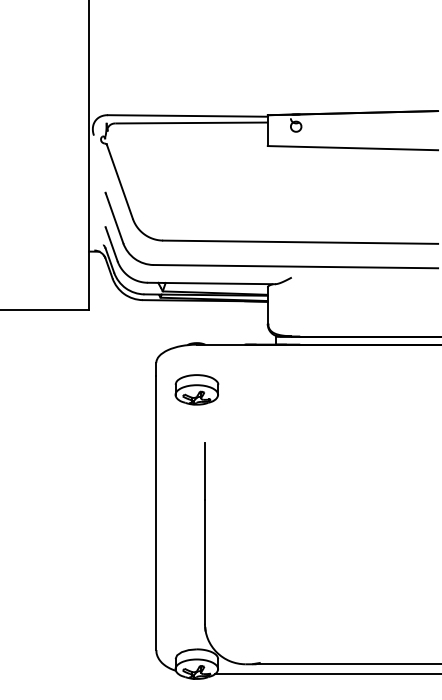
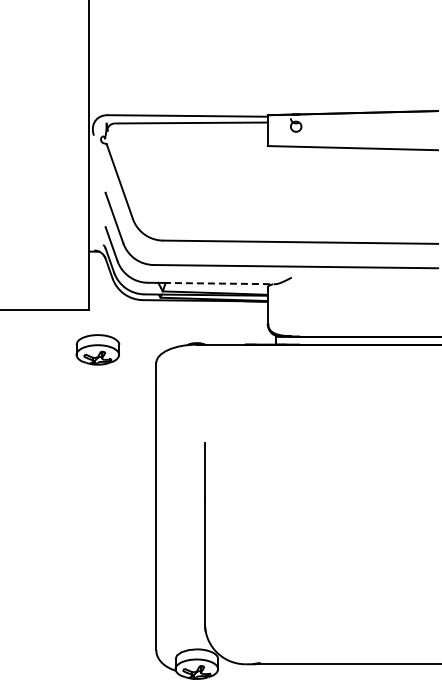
line: solid -> dashed (219, 283)
part position: (196, 389) -> (97, 349) (97, 349)
line: present -> none (326, 673)
